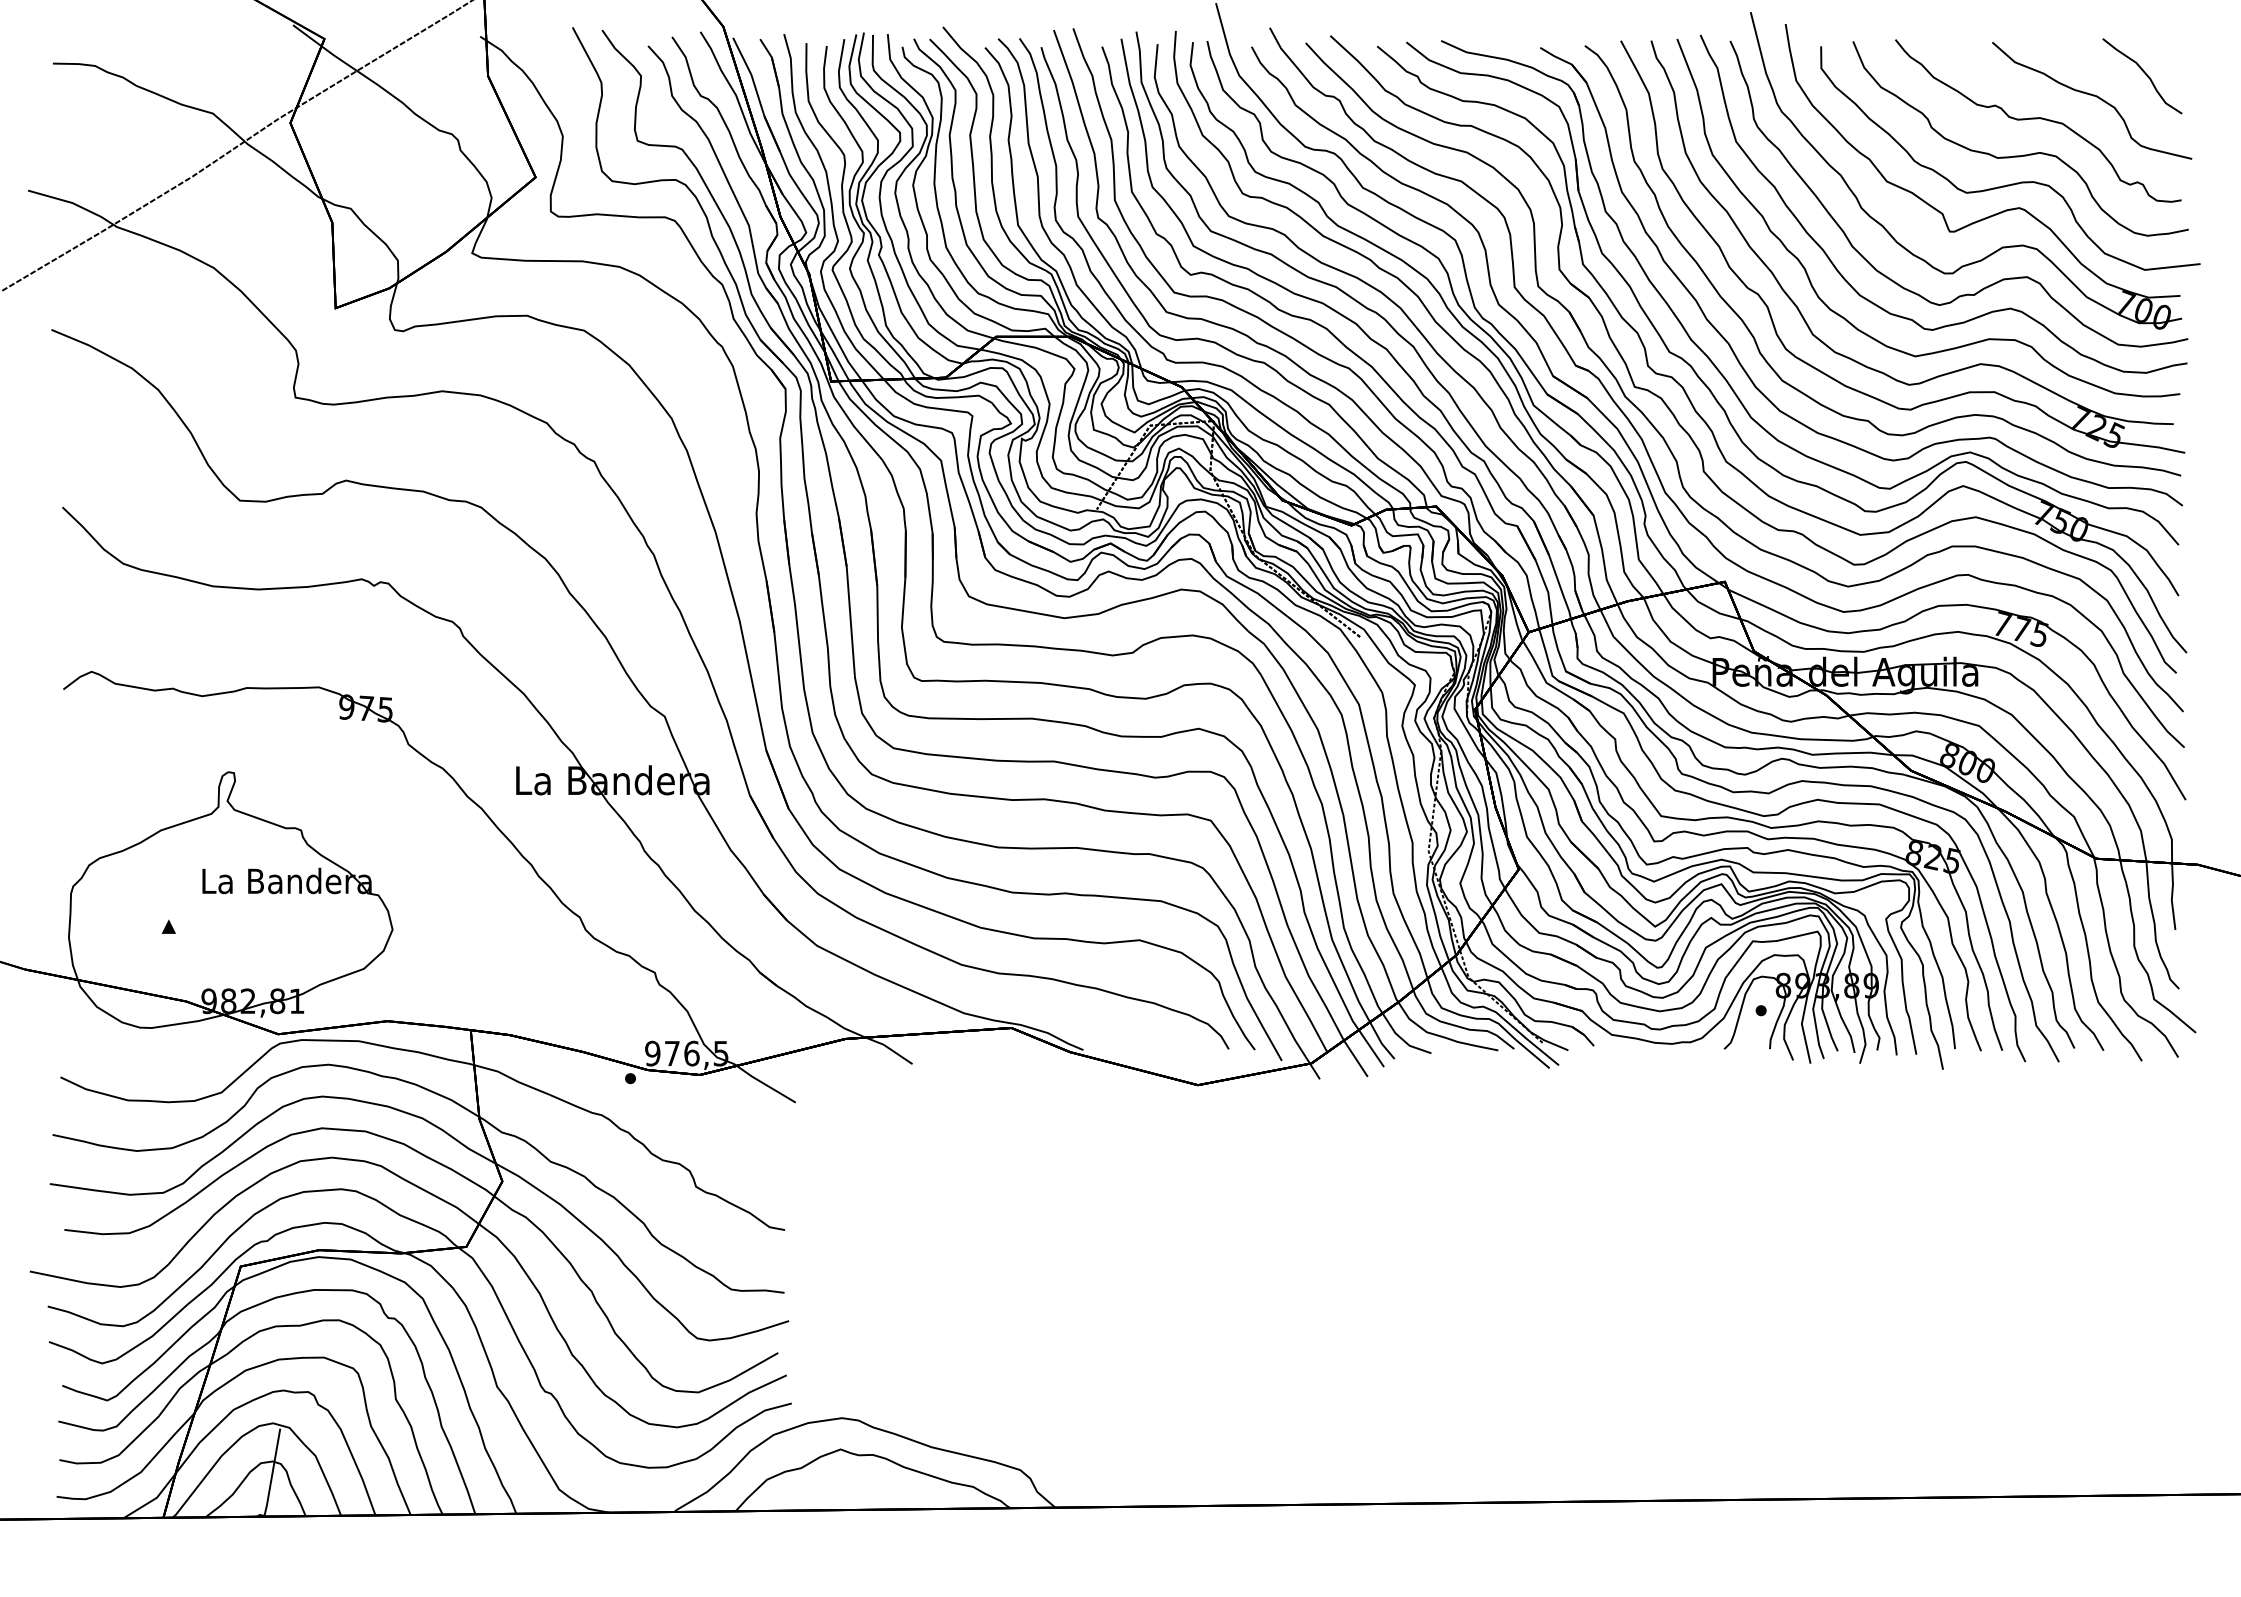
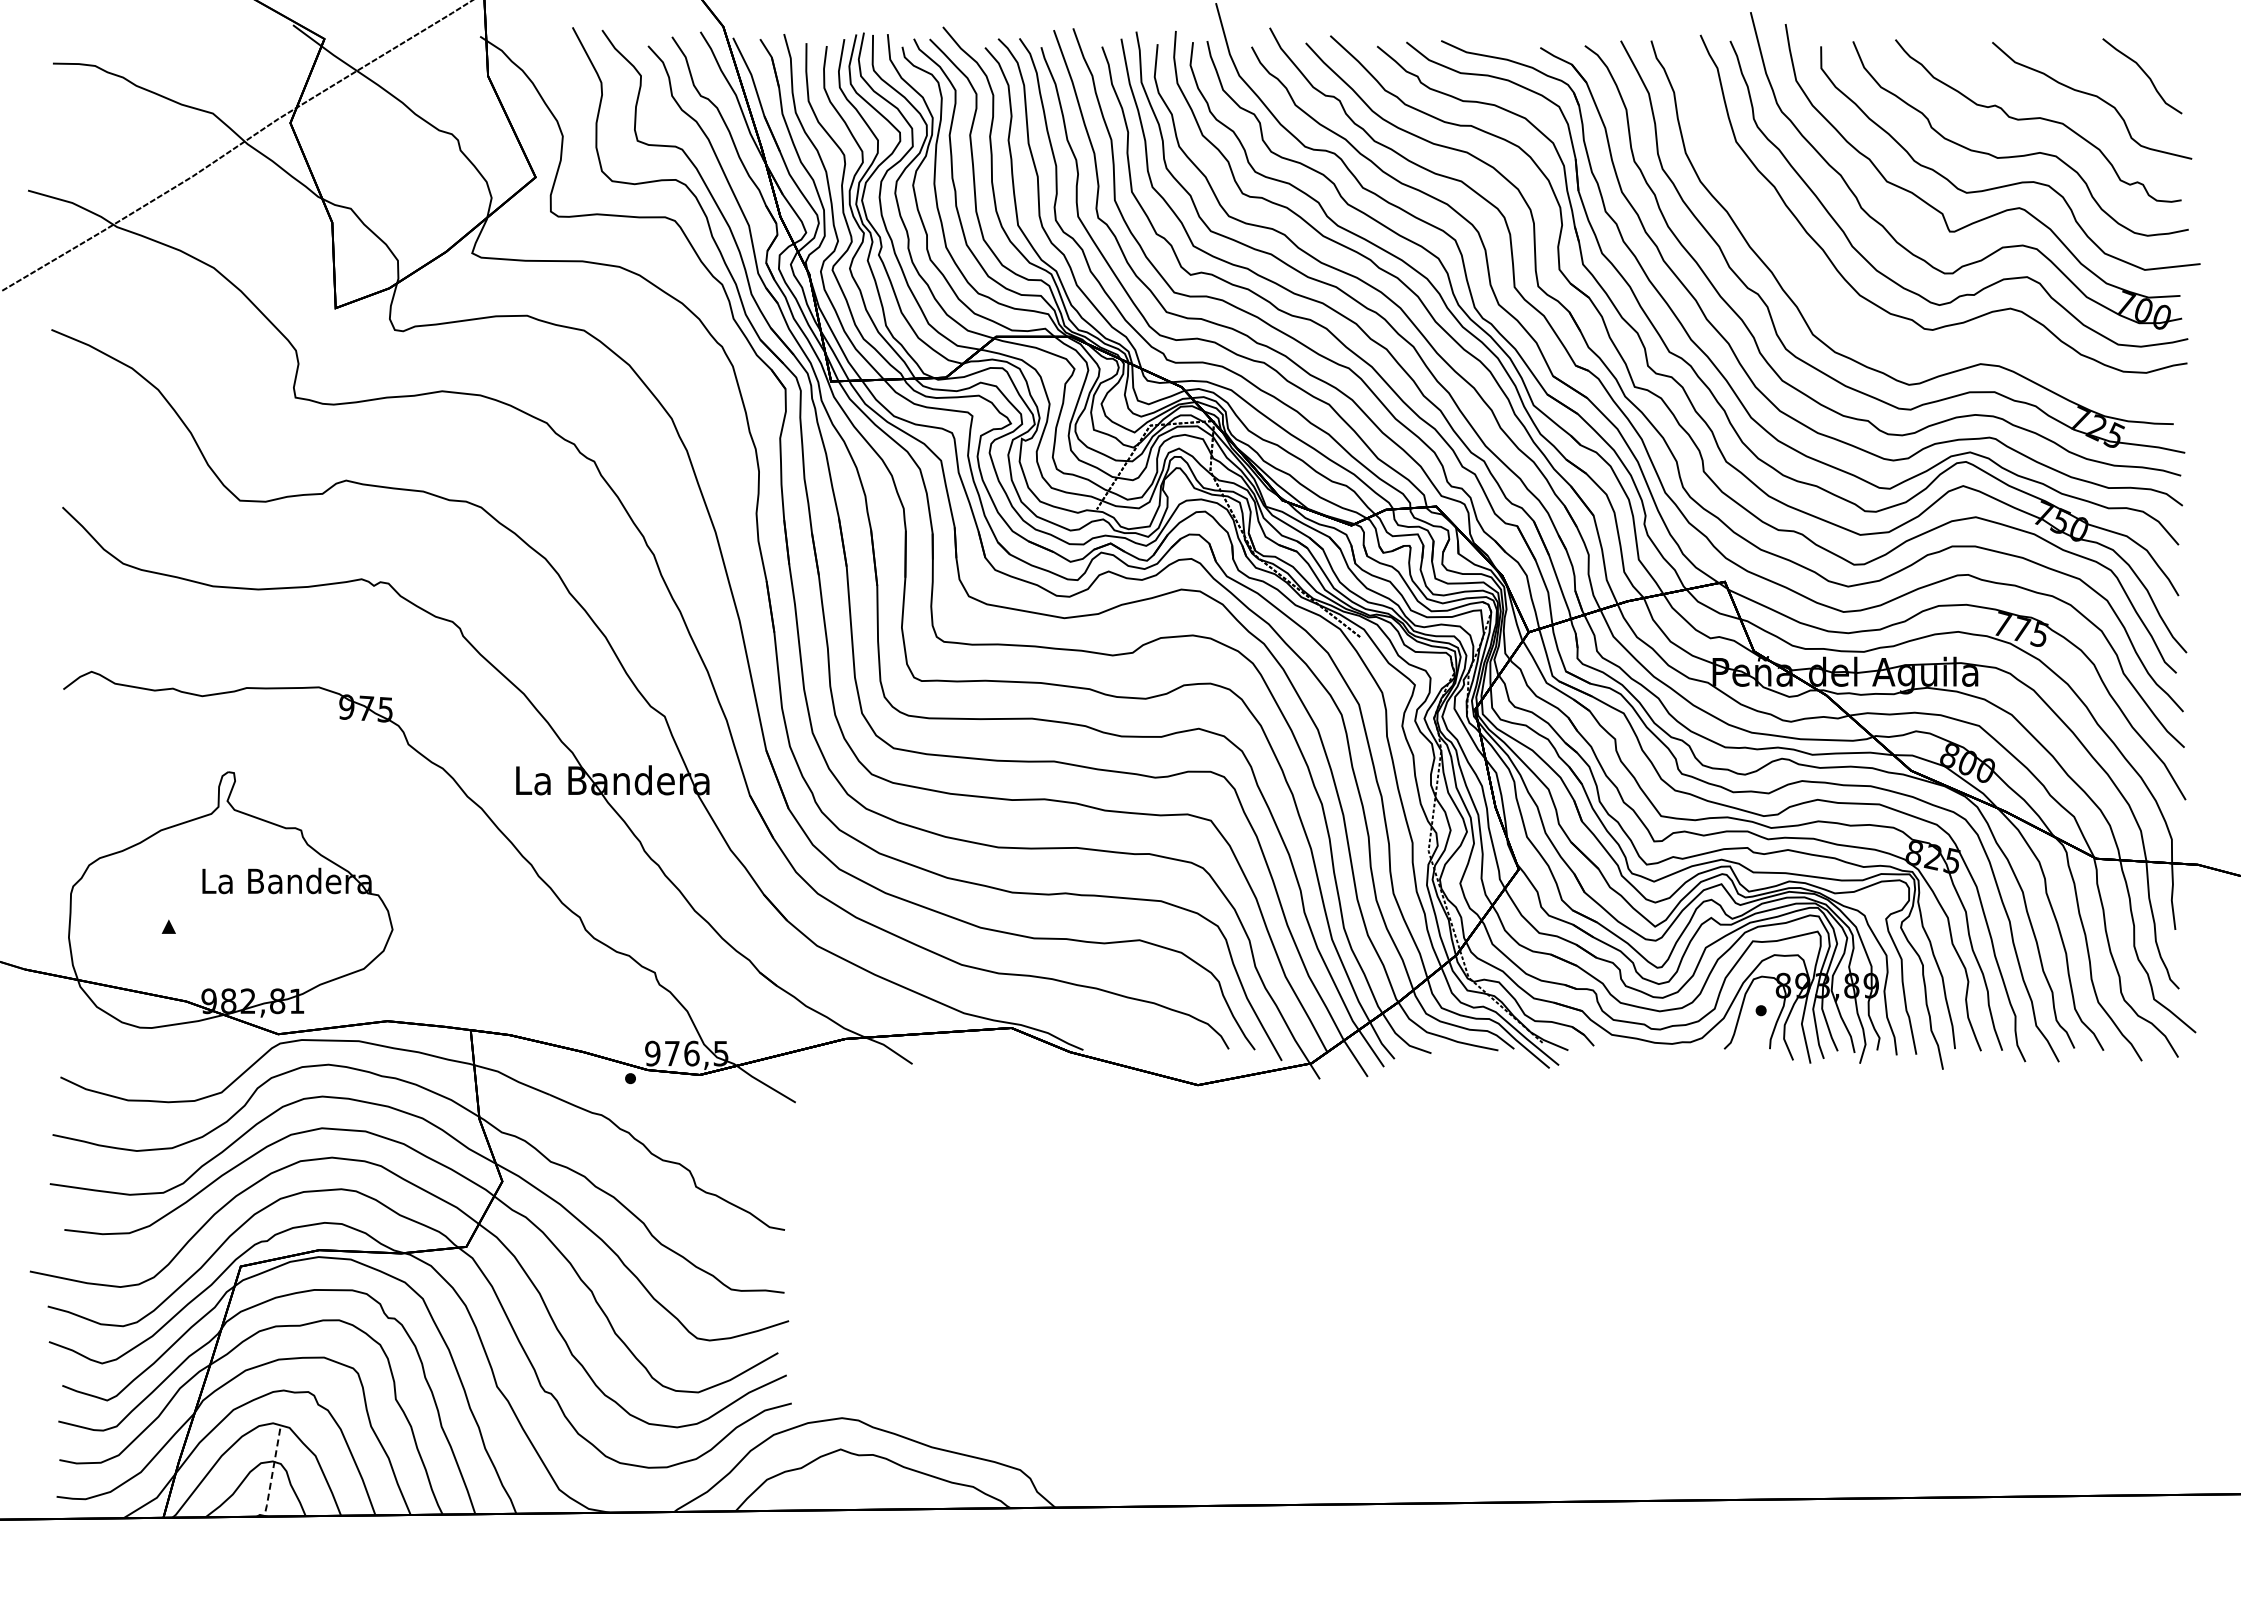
curve: present -> none (1847, 319)
line: solid -> dashed (272, 1473)
